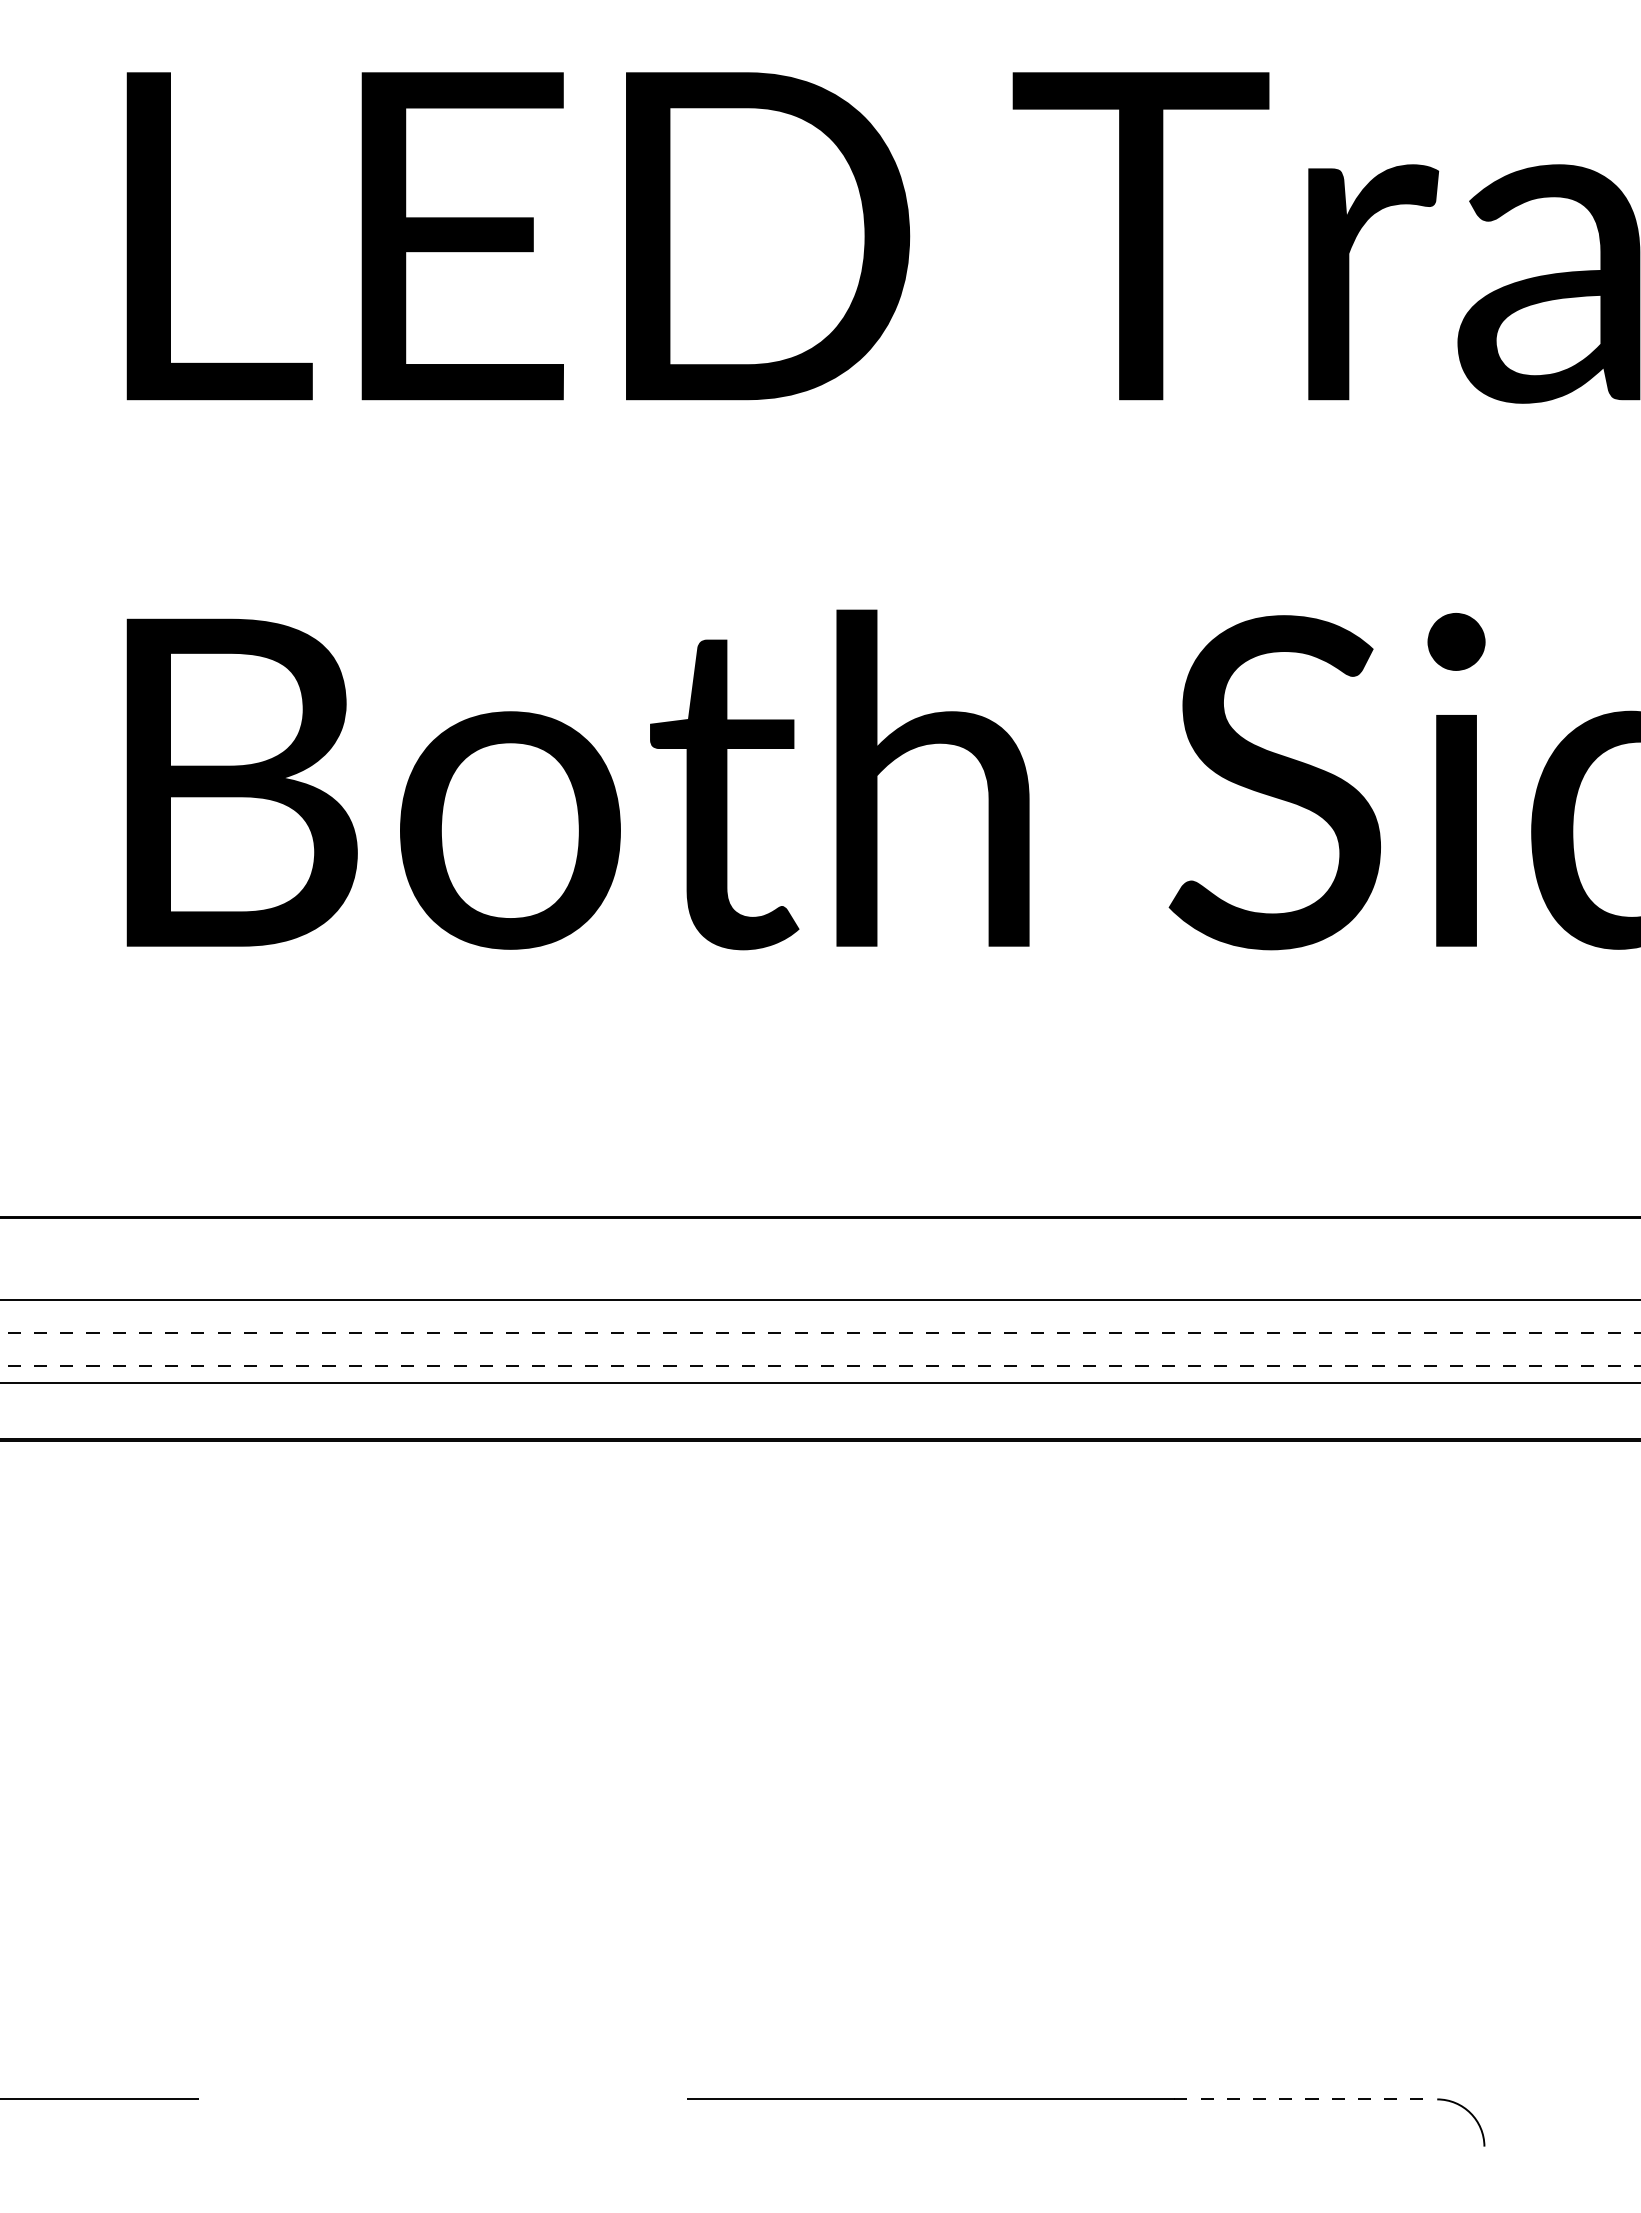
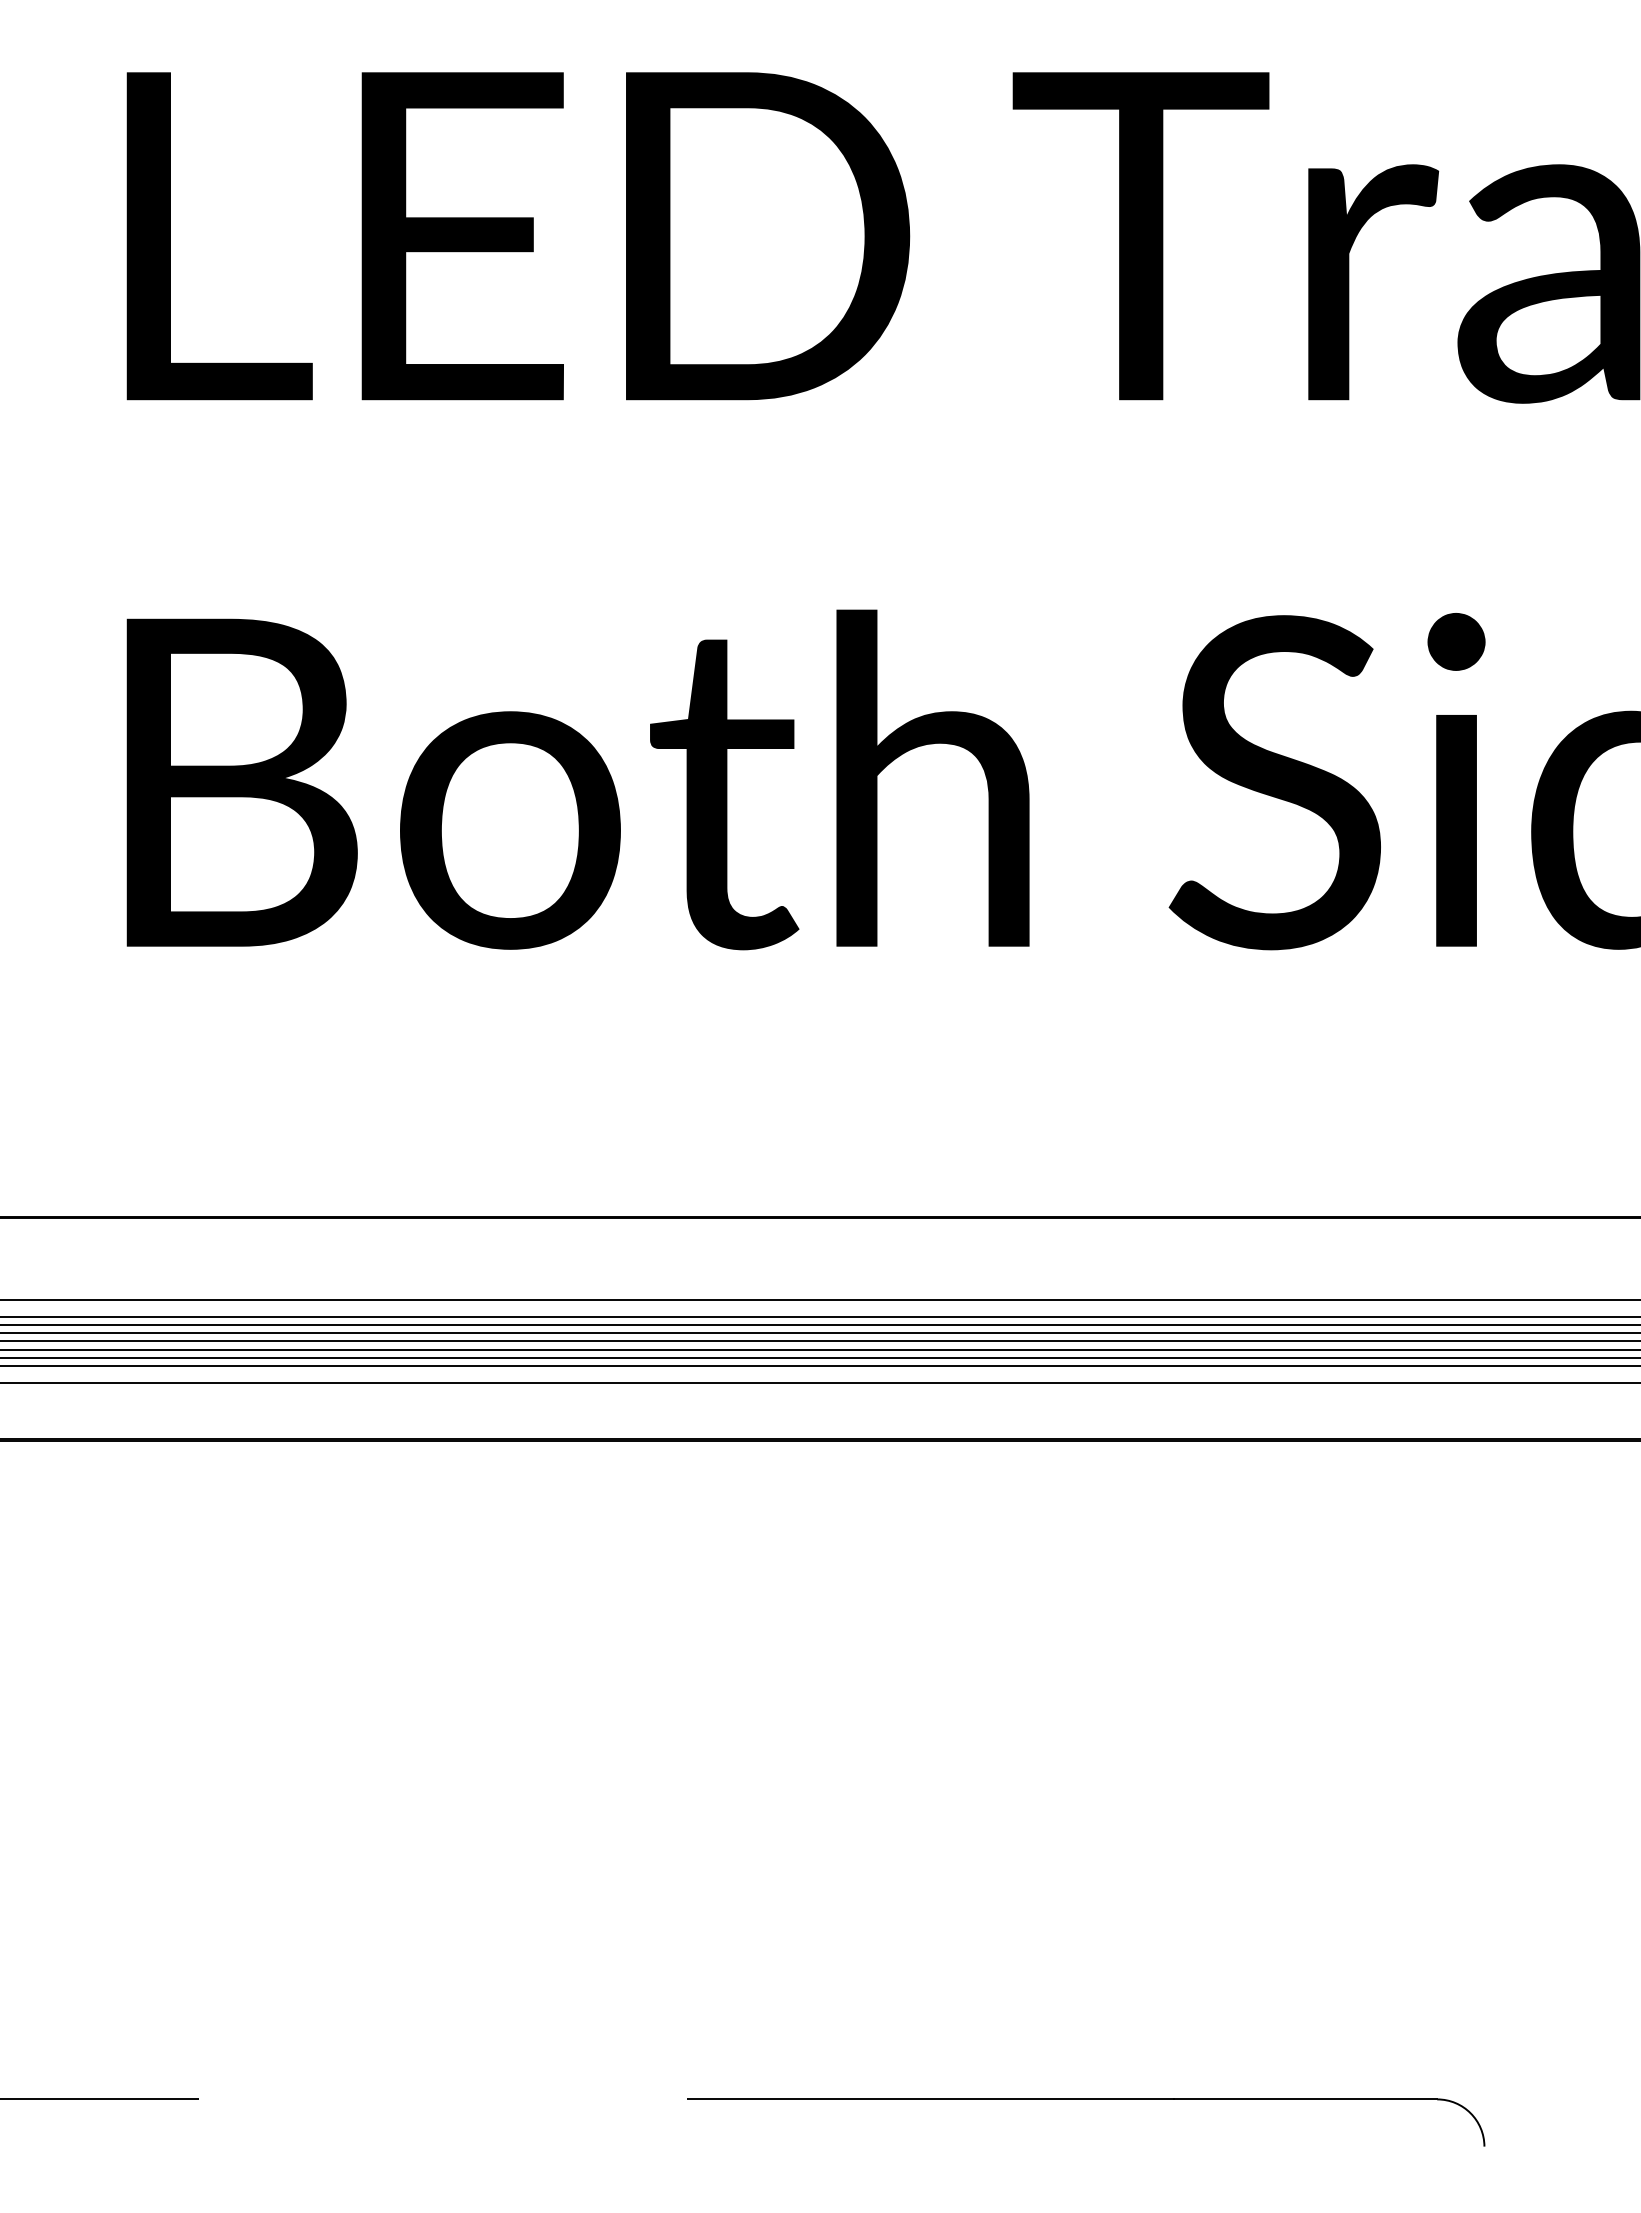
line: none -> present (819, 1316)
line: none -> present (819, 1324)
line: dashed -> solid (820, 1333)
line: none -> present (819, 1341)
line: none -> present (819, 1349)
line: none -> present (819, 1357)
line: dashed -> solid (820, 1365)
line: dashed -> solid (1306, 2099)
